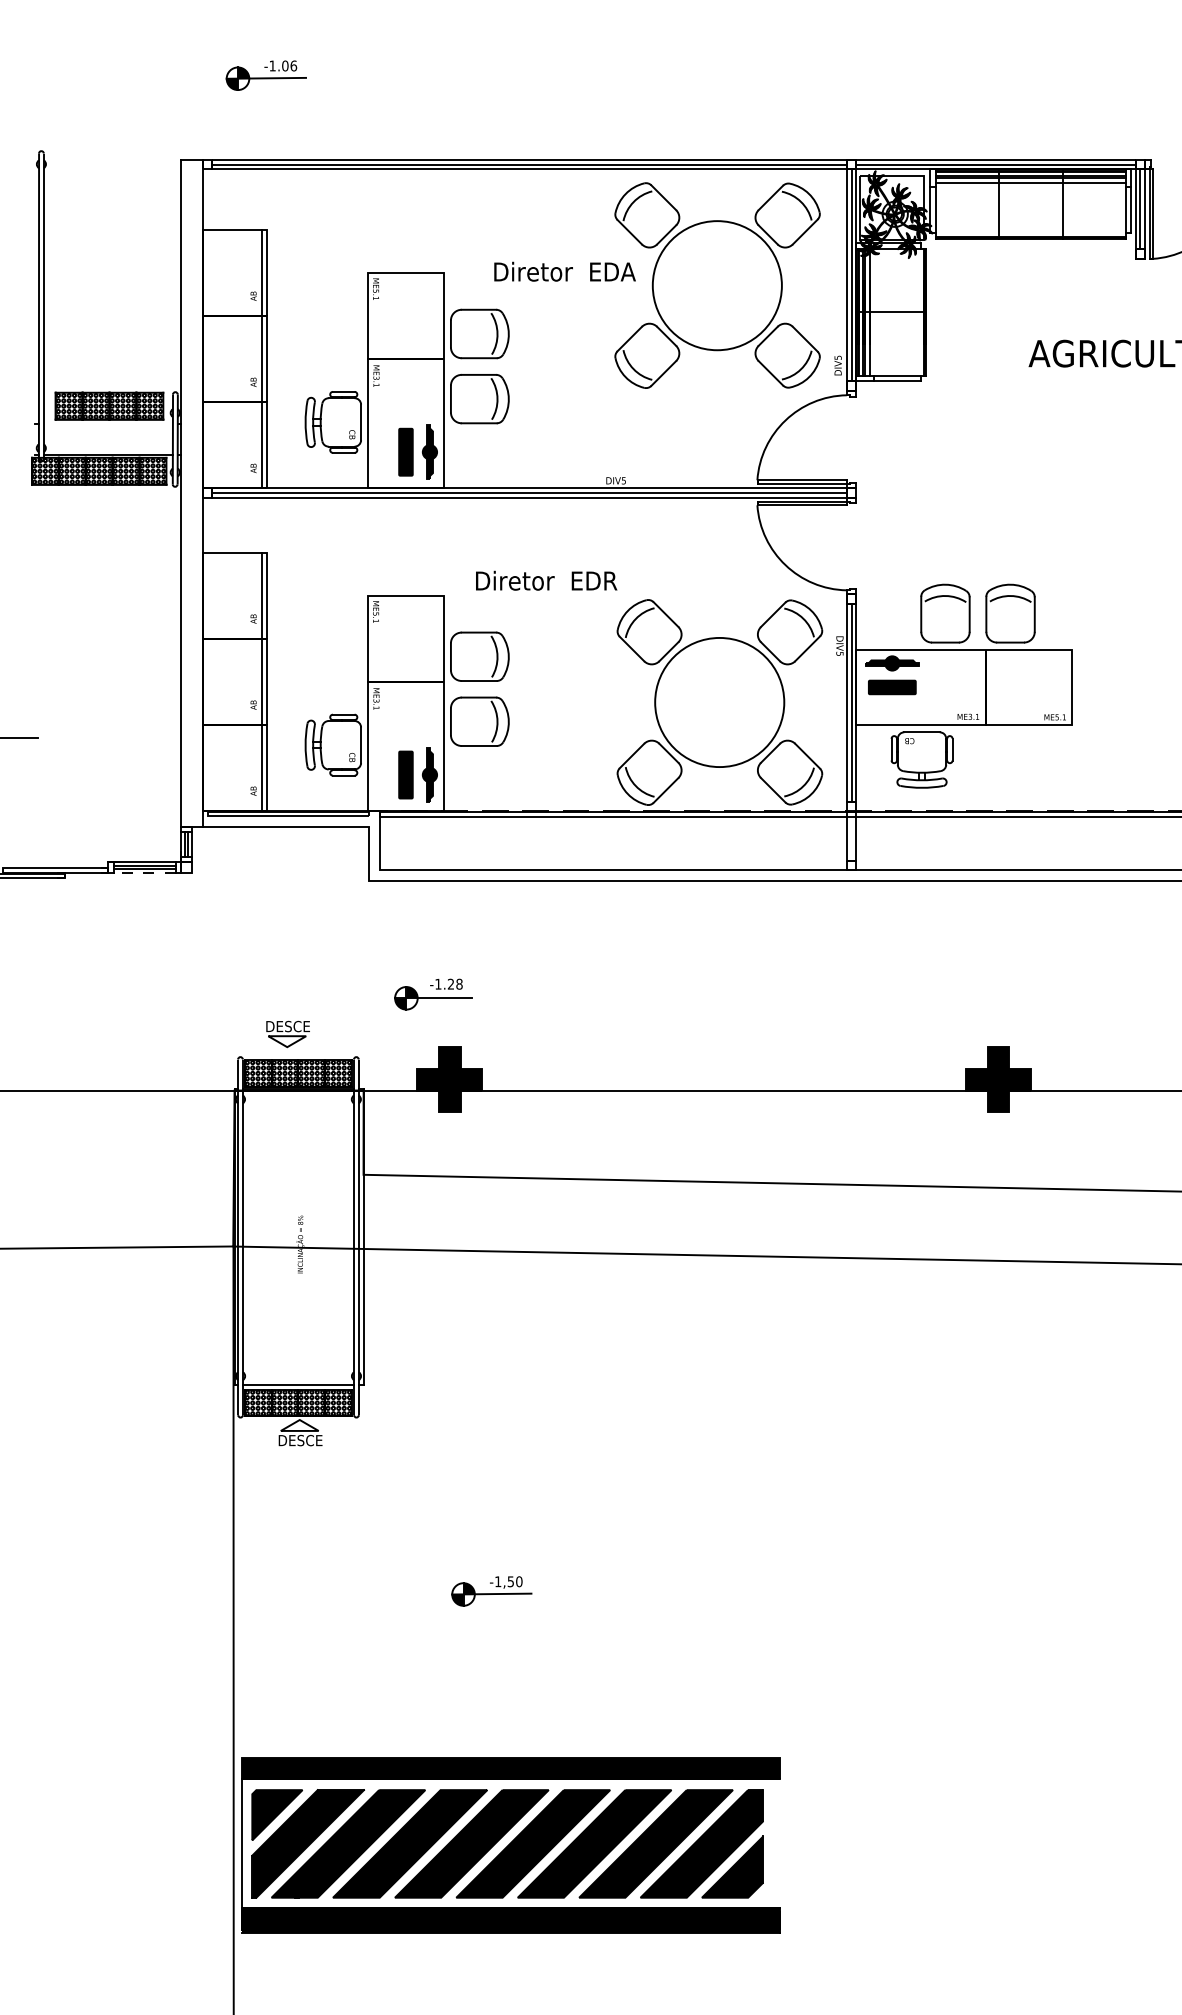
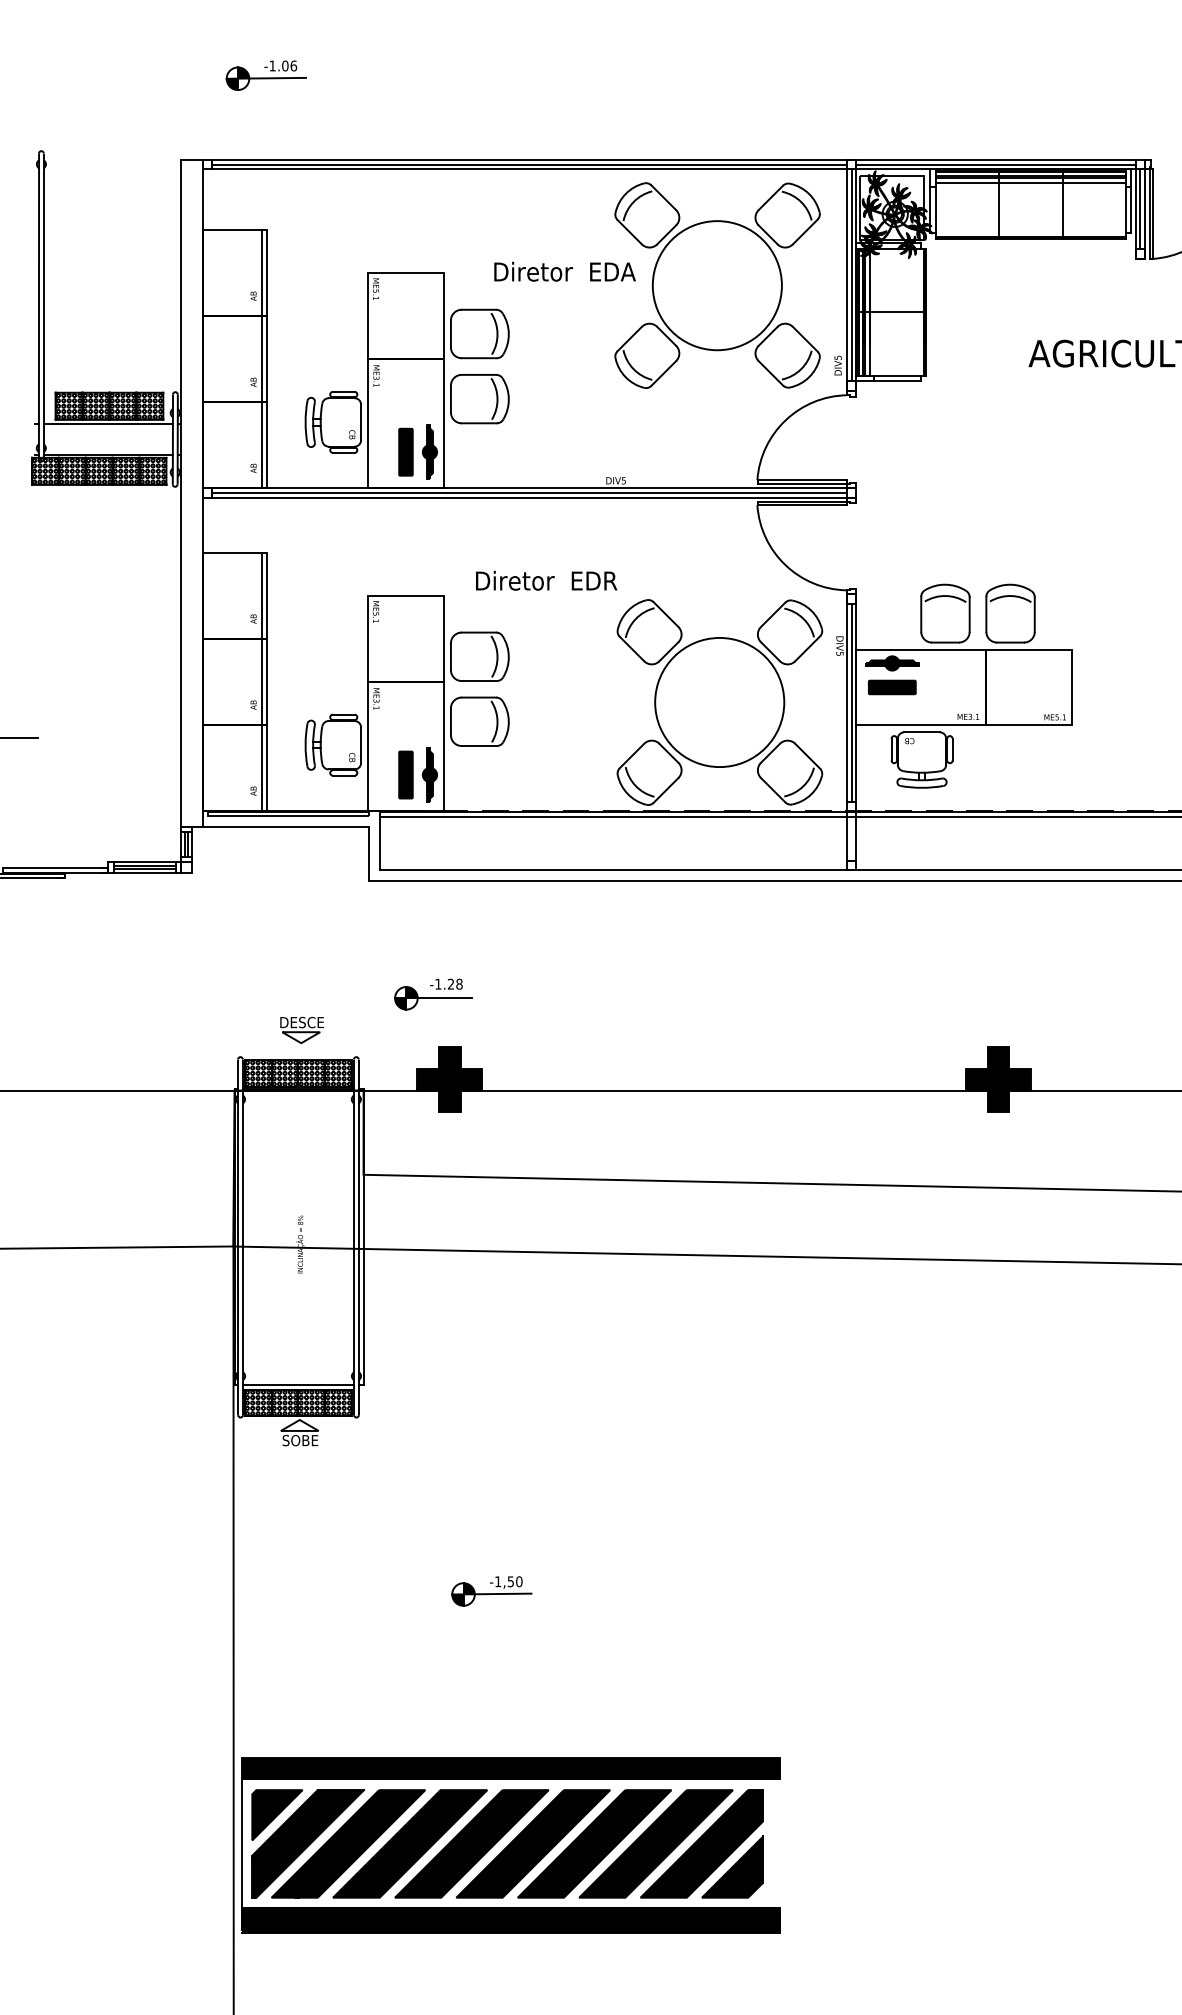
line: none -> present (107, 424)
line: dashed -> solid (144, 873)
part position: (287, 1034) -> (301, 1030) (301, 1030)
text: DESCE -> SOBE (300, 1440)
